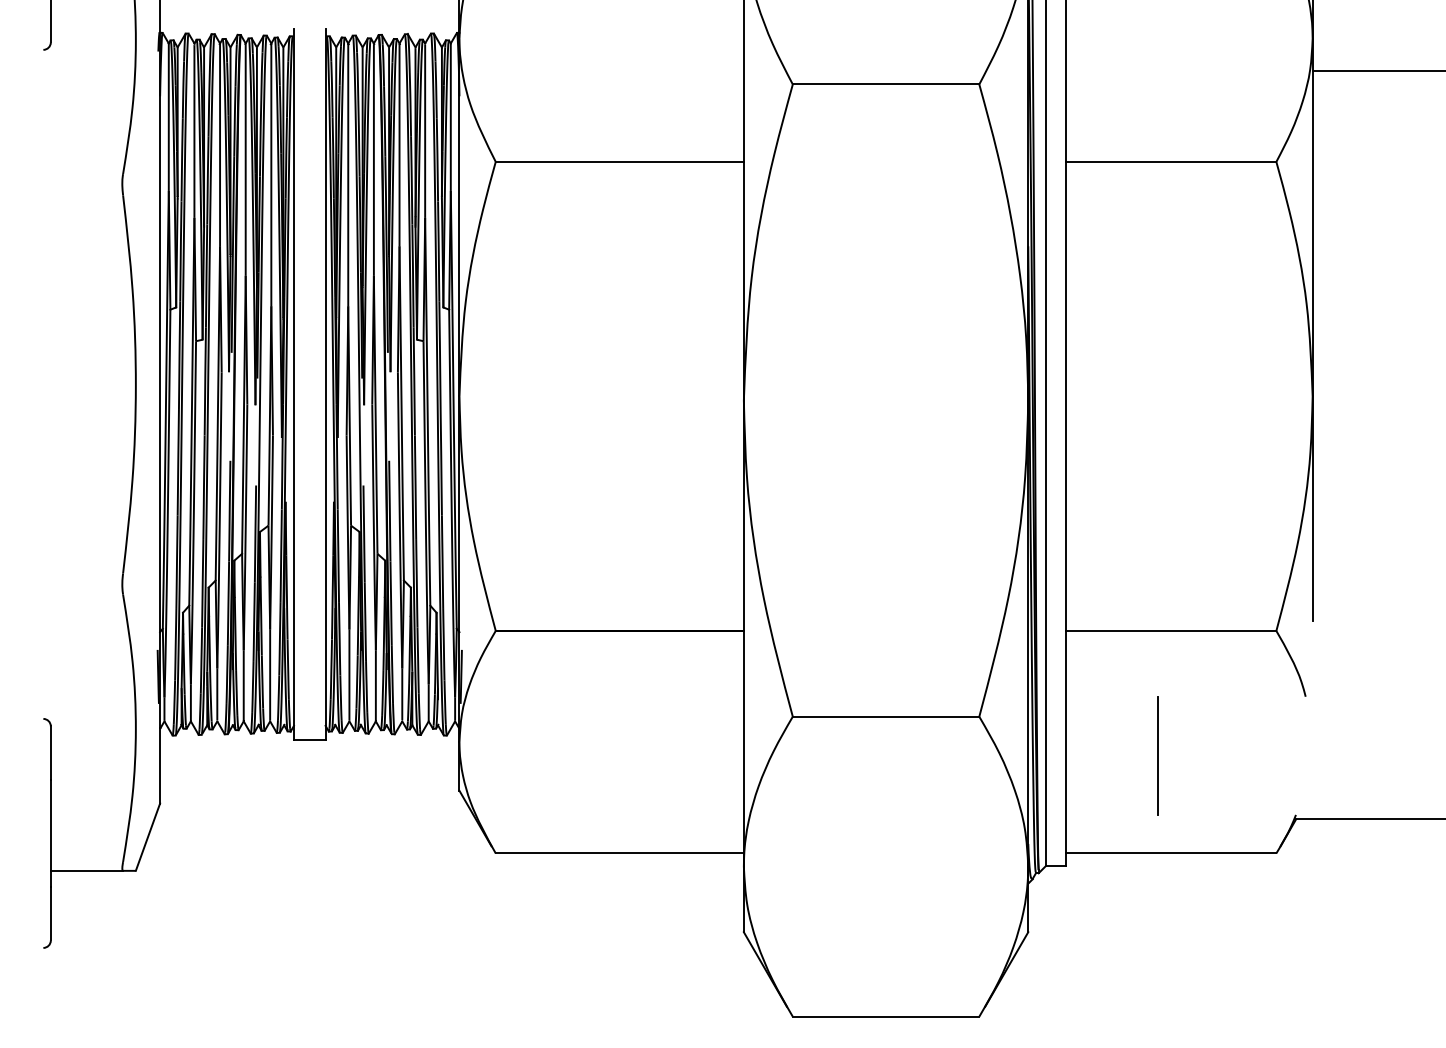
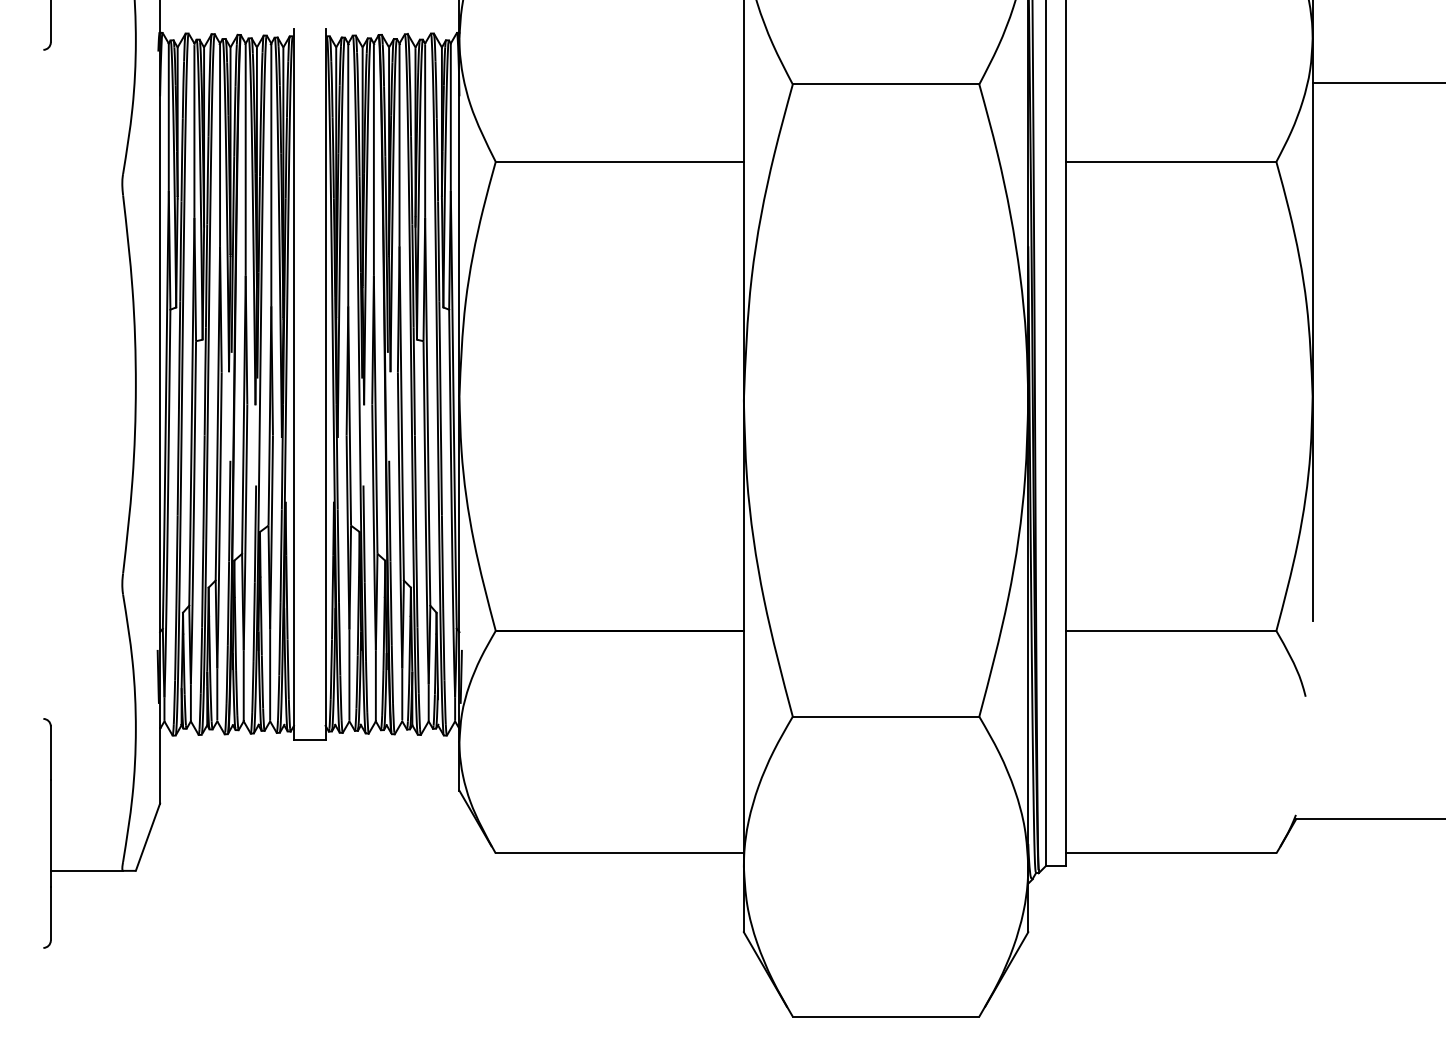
line position: (1377, 71) -> (1377, 83) (1377, 83)
line: present -> none (1157, 755)
